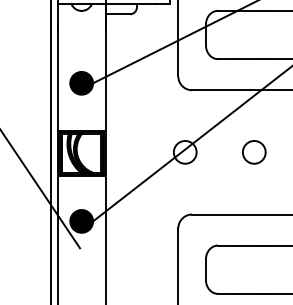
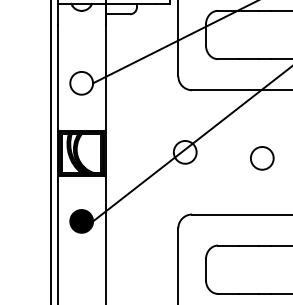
fill: present -> none (81, 82)
circle position: (254, 152) -> (262, 158) (262, 158)
line: present -> none (41, 190)
